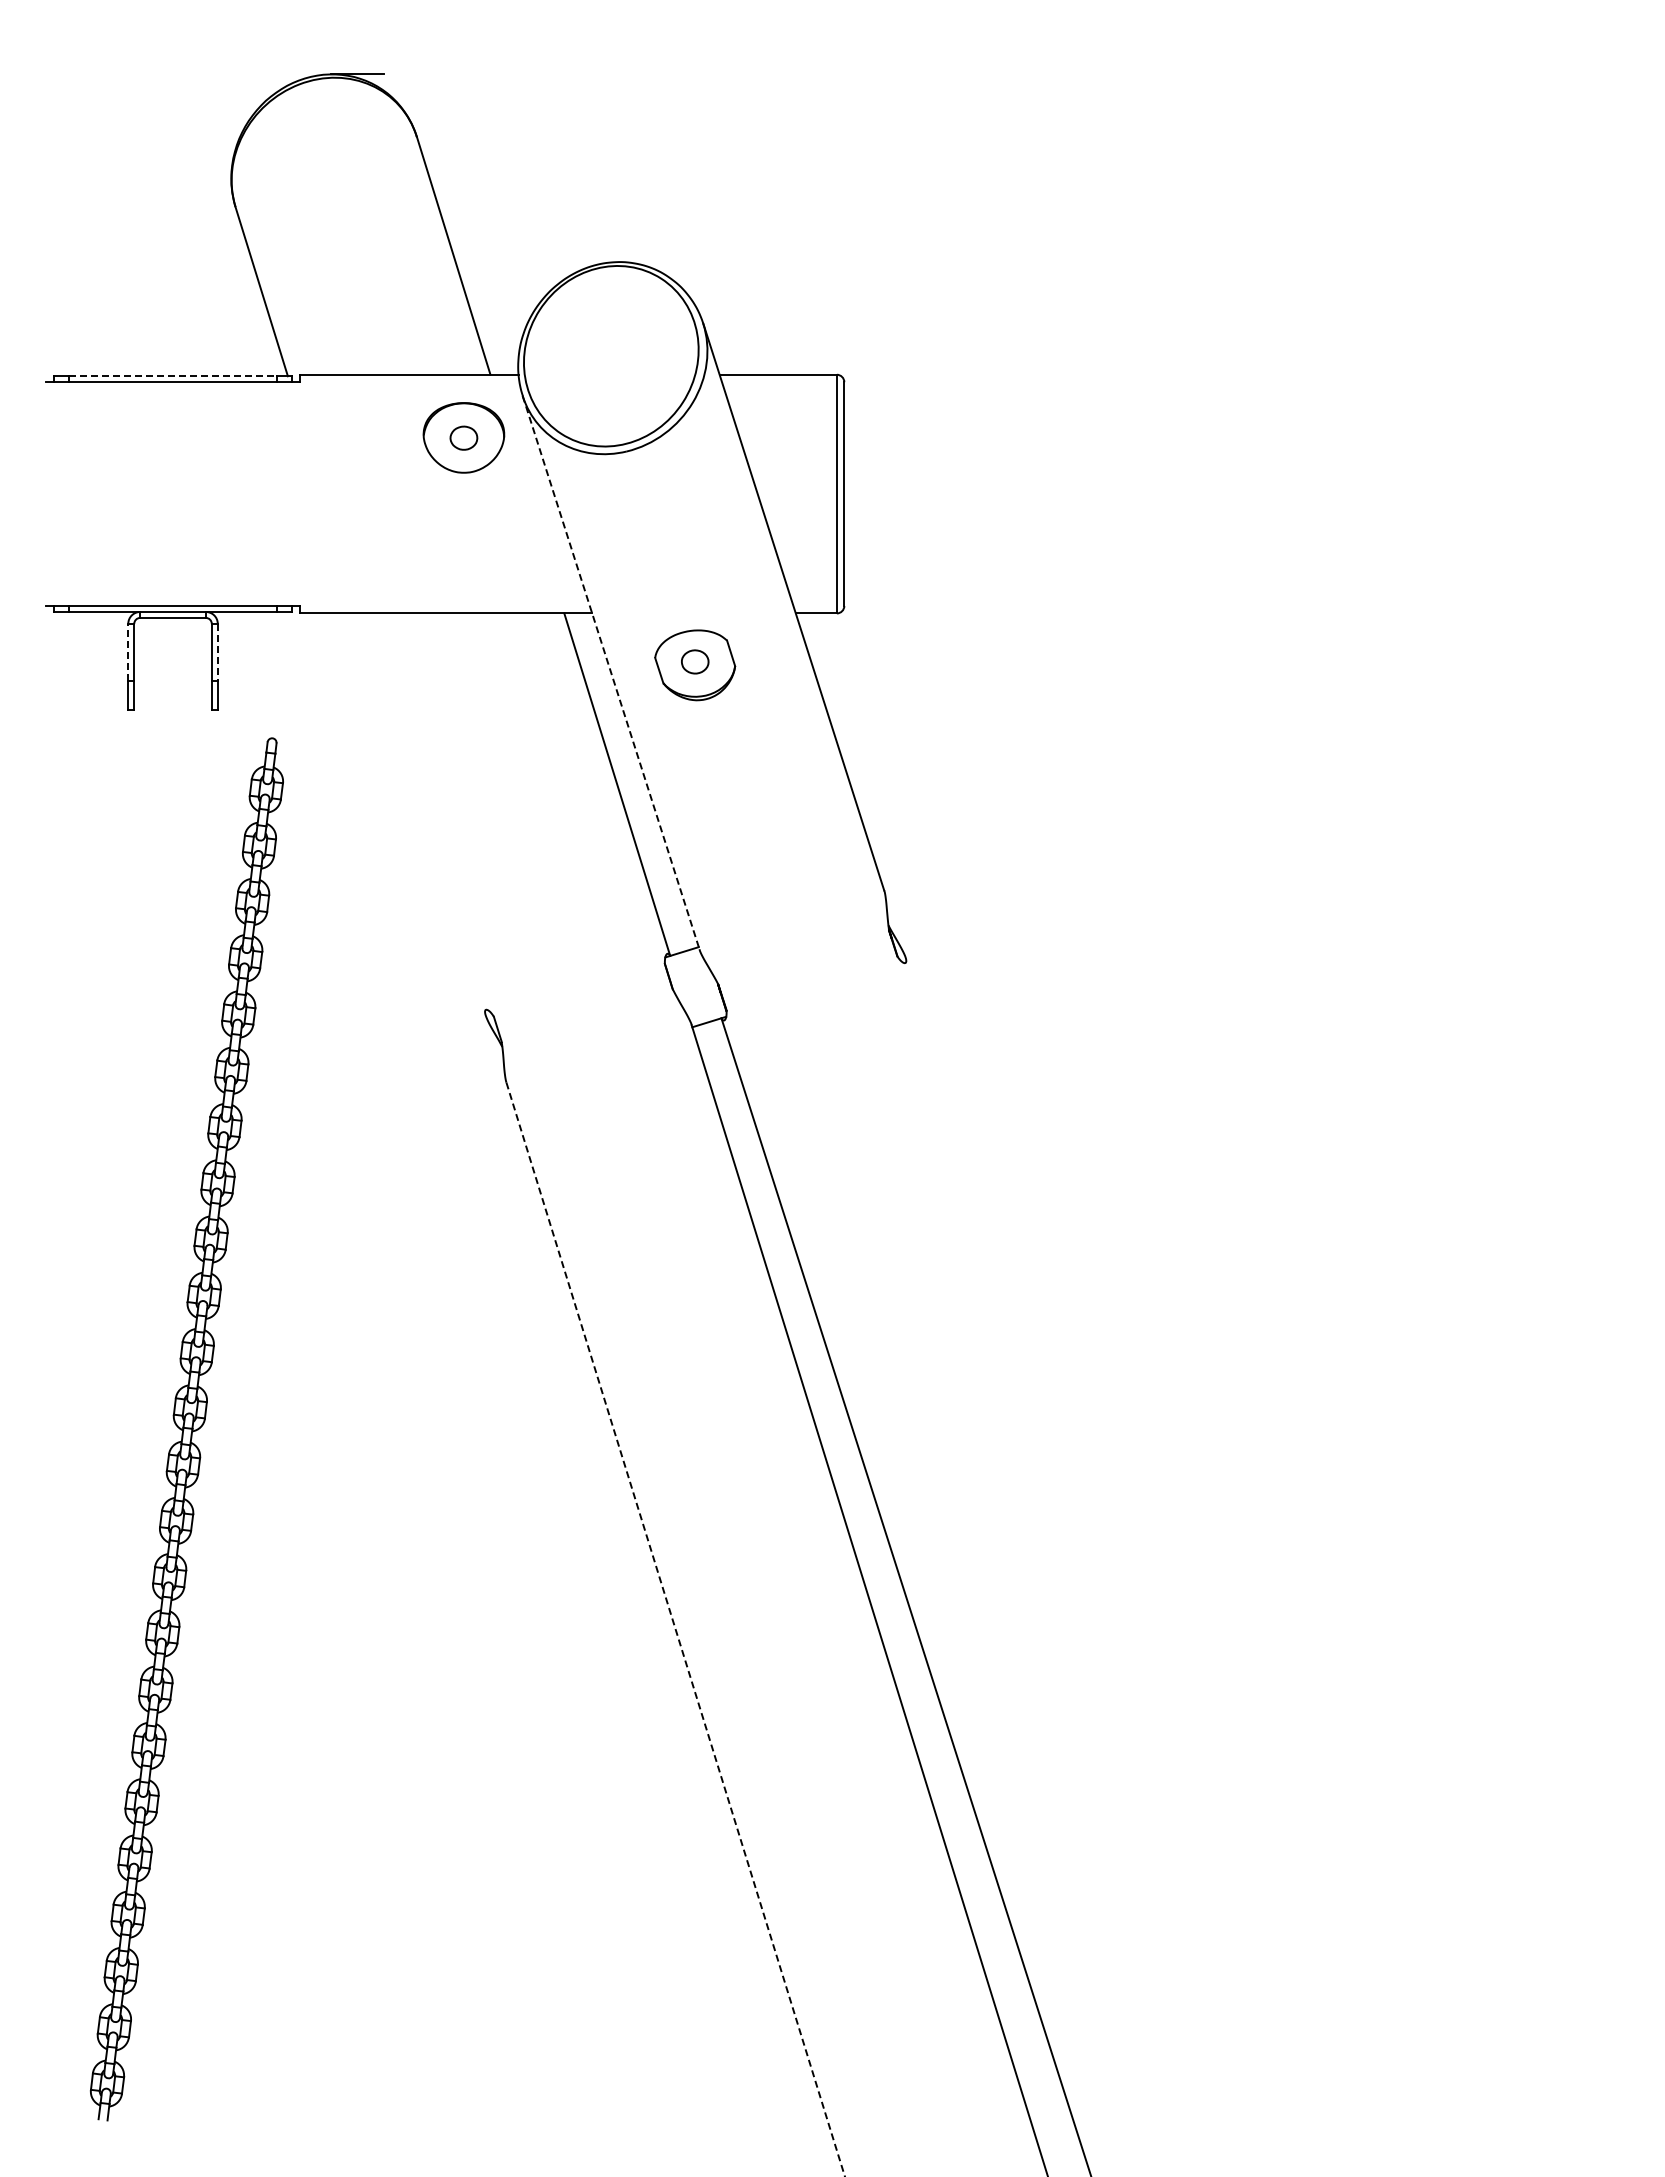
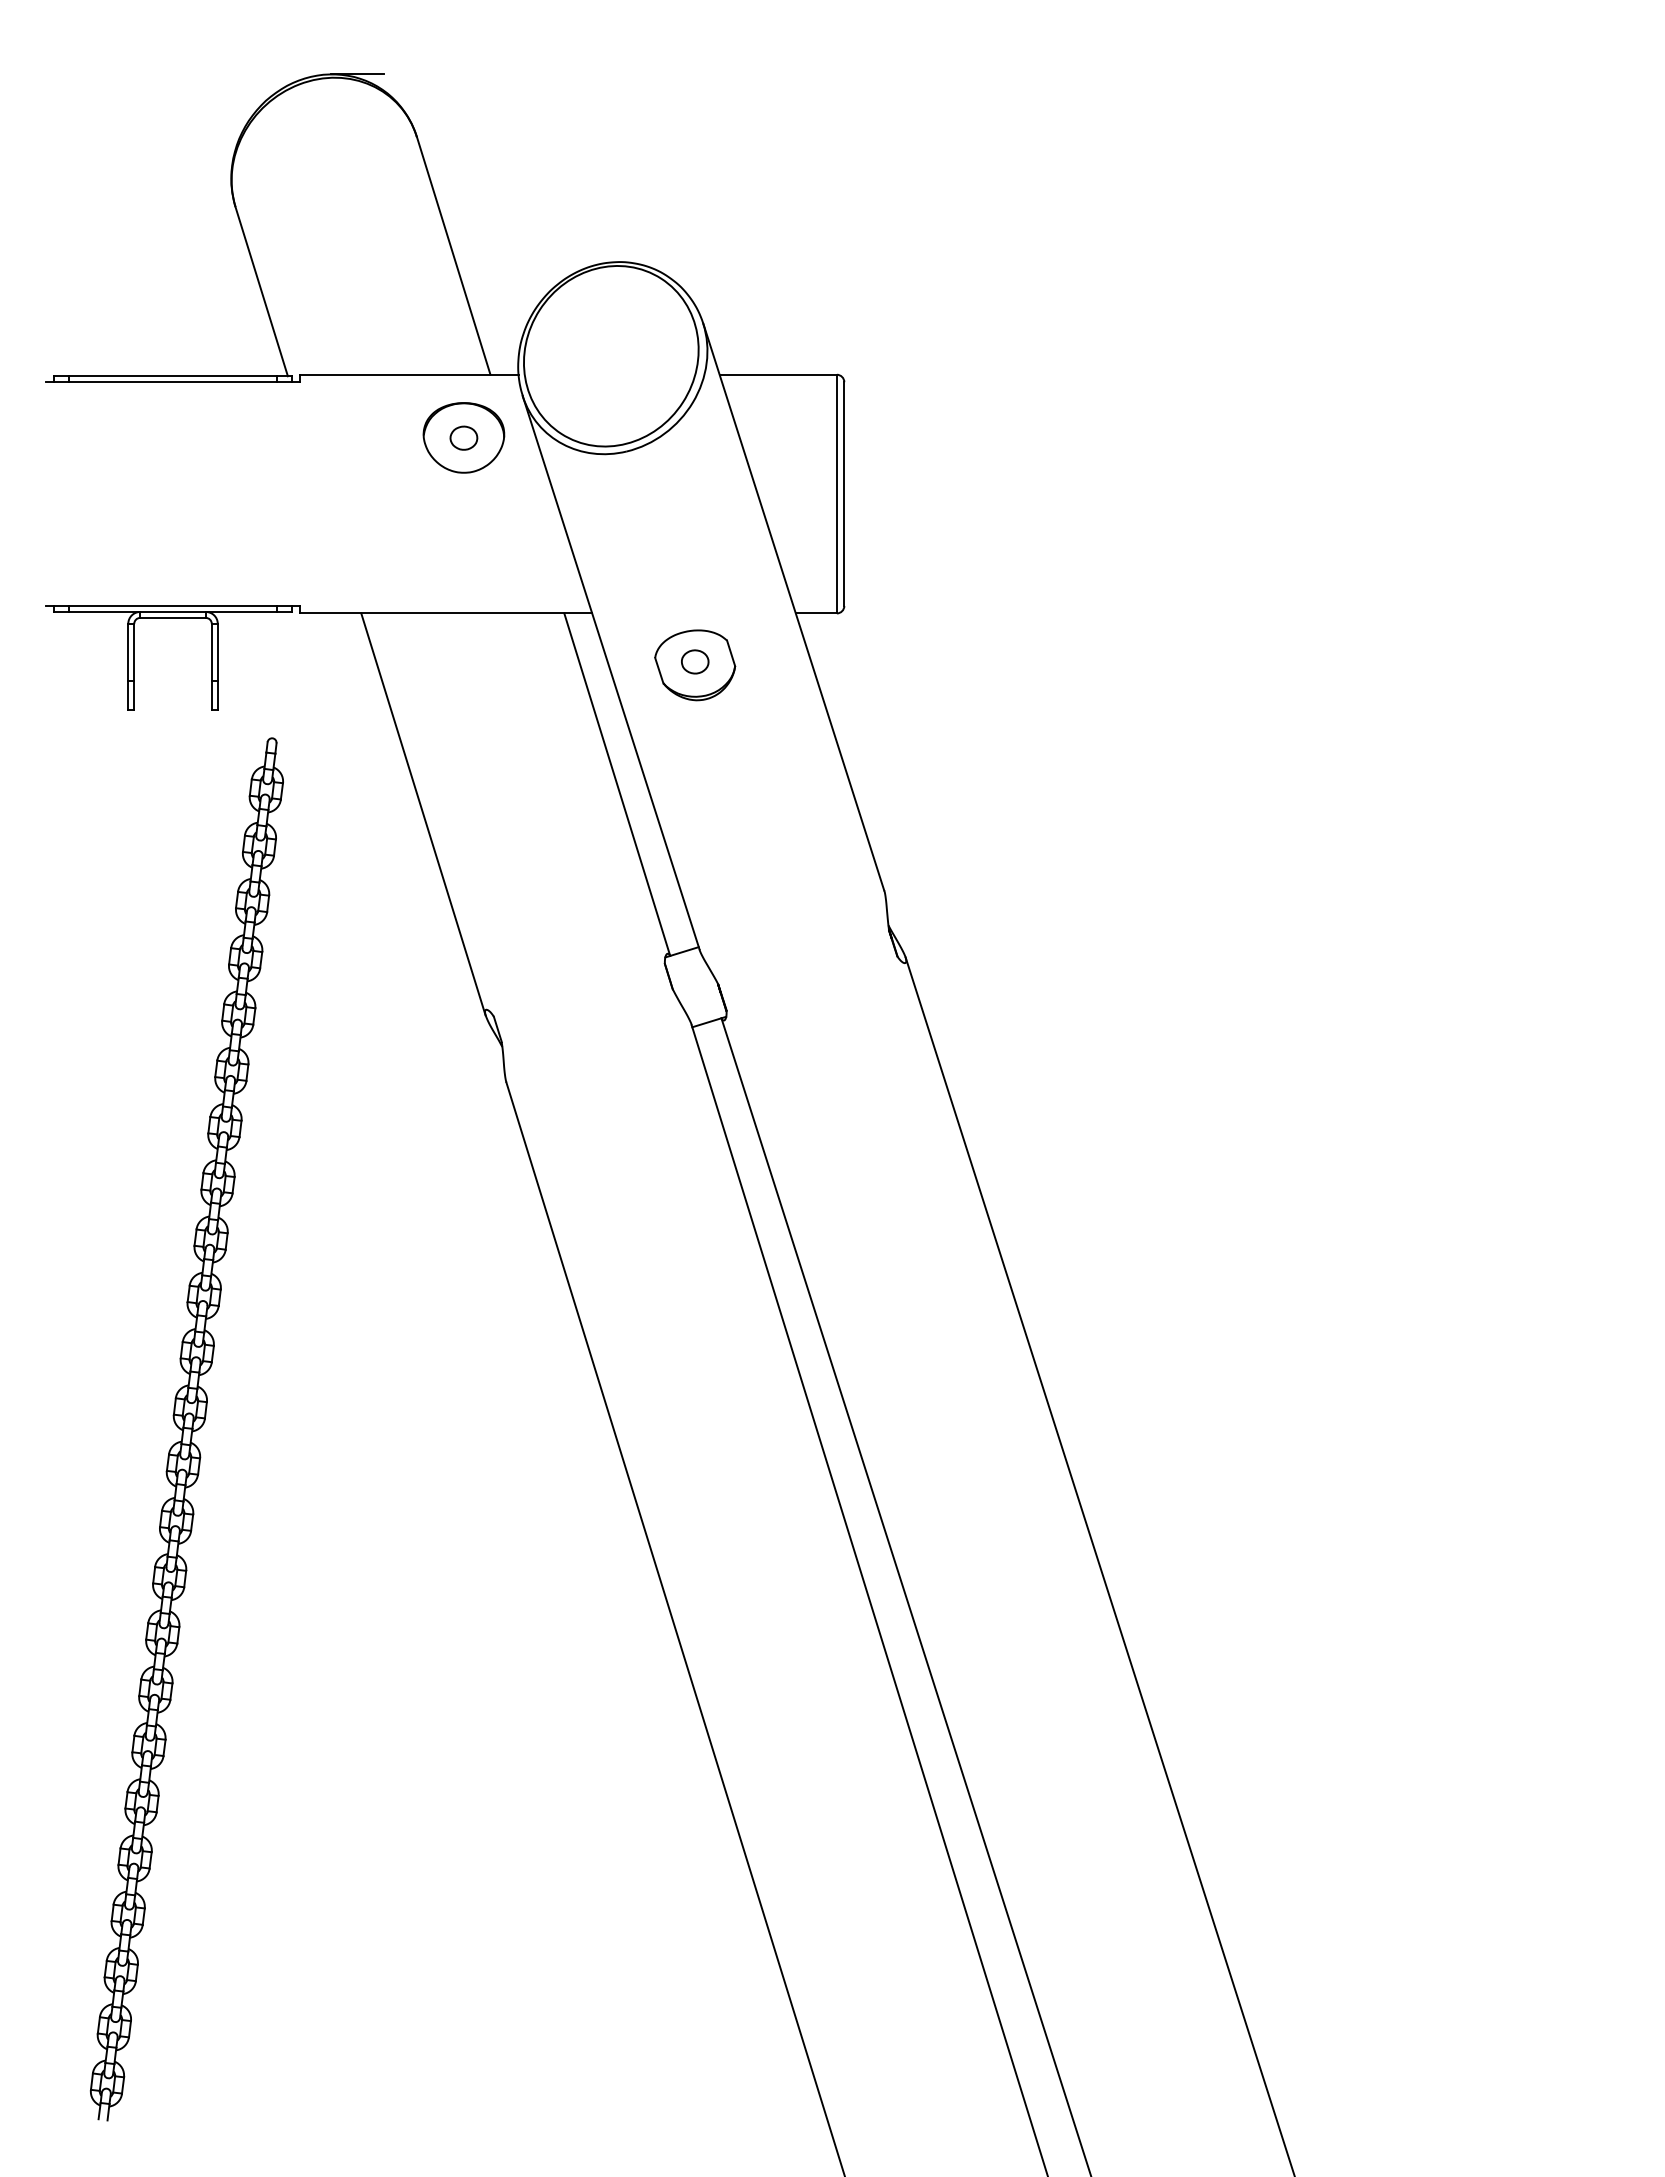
line: dashed -> solid (173, 376)
line: dashed -> solid (128, 651)
line: dashed -> solid (217, 652)
line: dashed -> solid (611, 673)
line: none -> present (423, 814)
line: none -> present (1099, 1565)
line: dashed -> solid (675, 1629)
